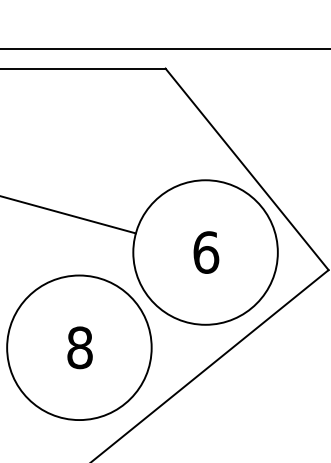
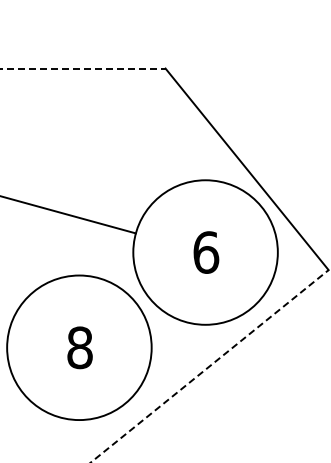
line: present -> none (164, 49)
line: solid -> dashed (83, 68)
line: solid -> dashed (209, 366)
